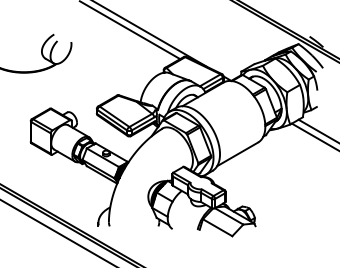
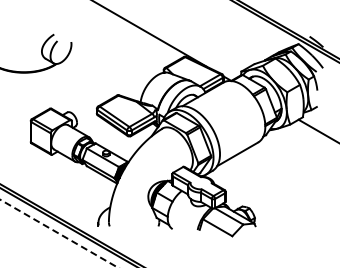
line: present -> none (130, 30)
line: present -> none (313, 136)
line: solid -> dashed (59, 233)
